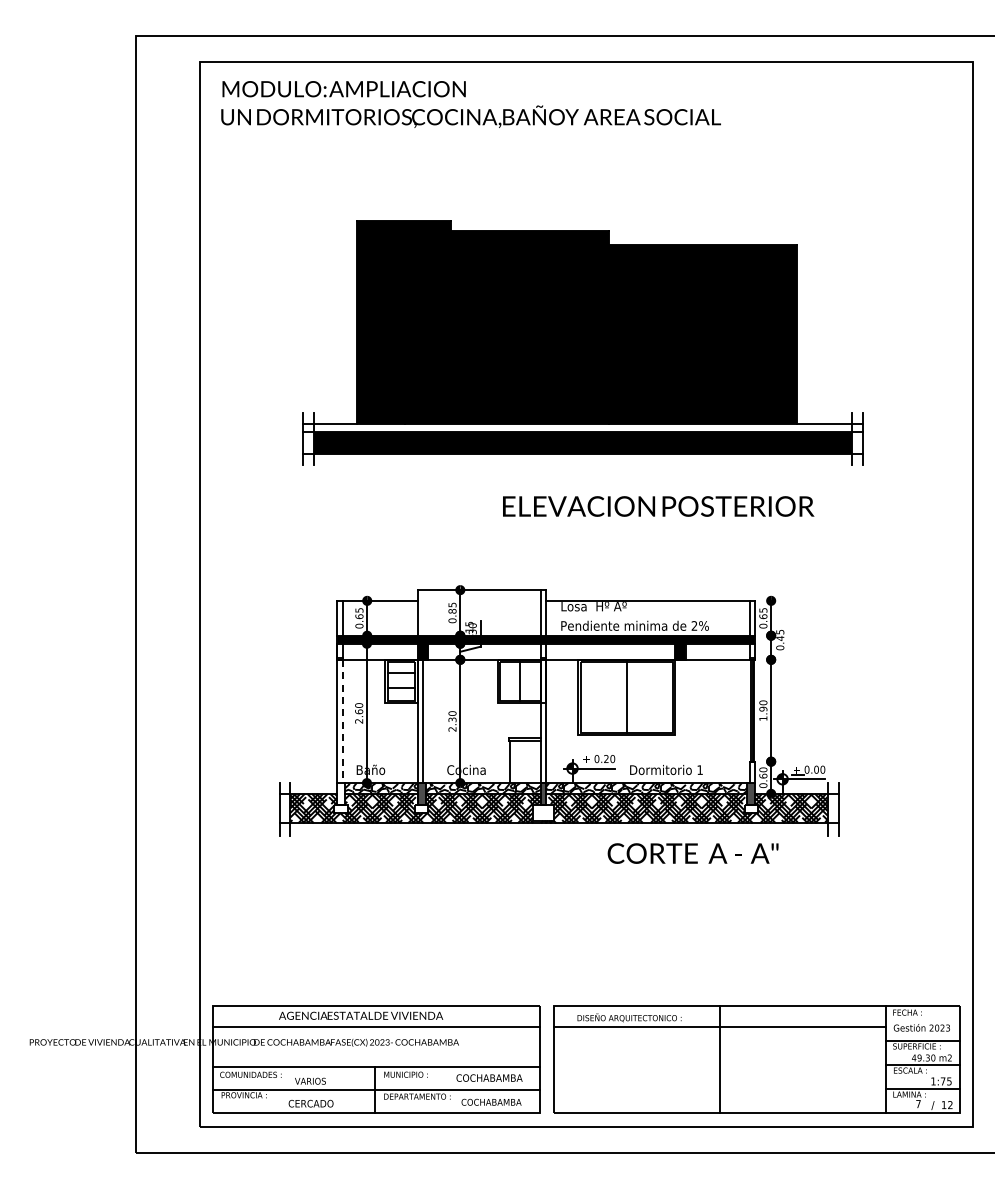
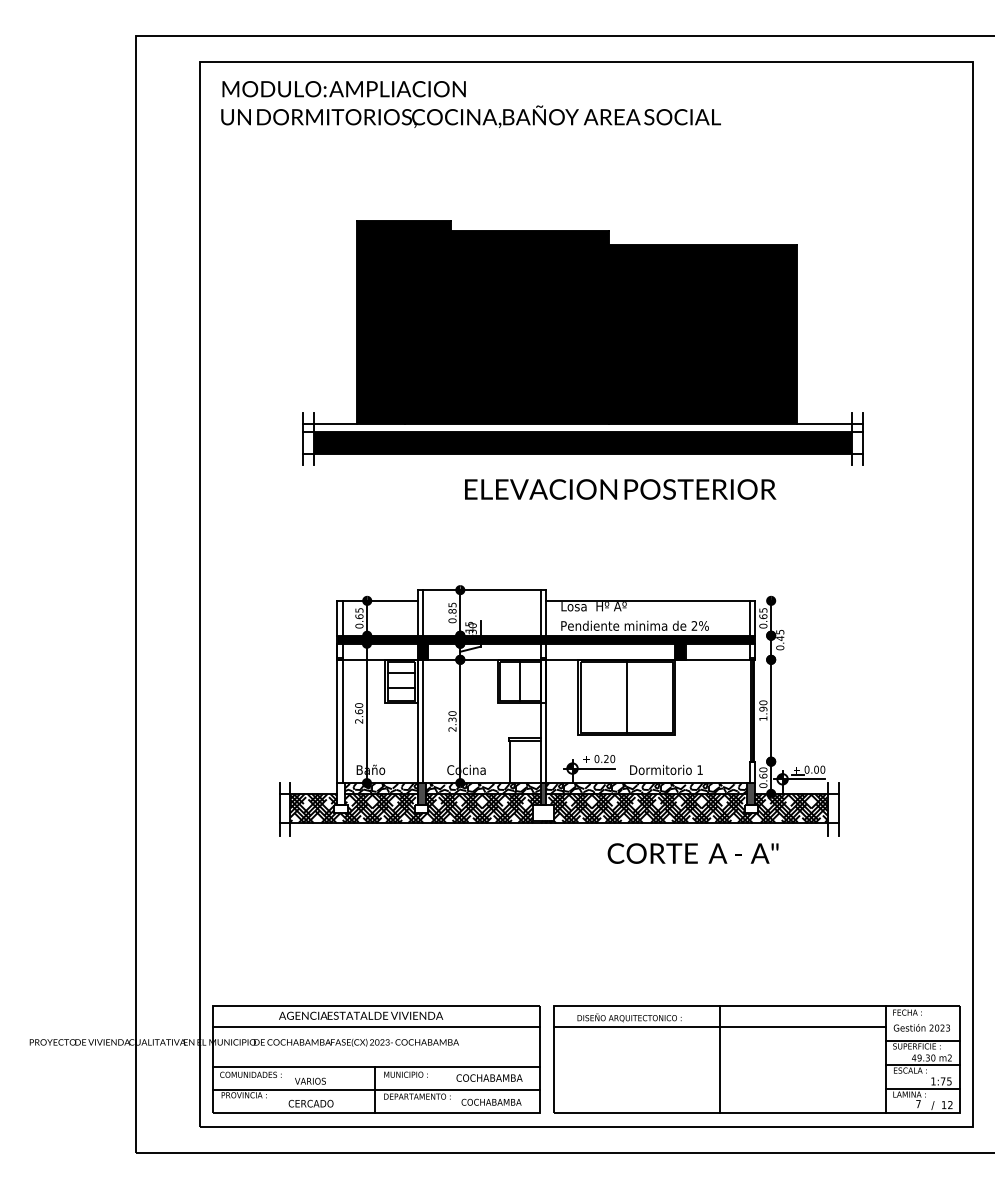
text position: (658, 506) -> (620, 489) (620, 489)
line: none -> present (422, 612)
line: dashed -> solid (342, 721)
